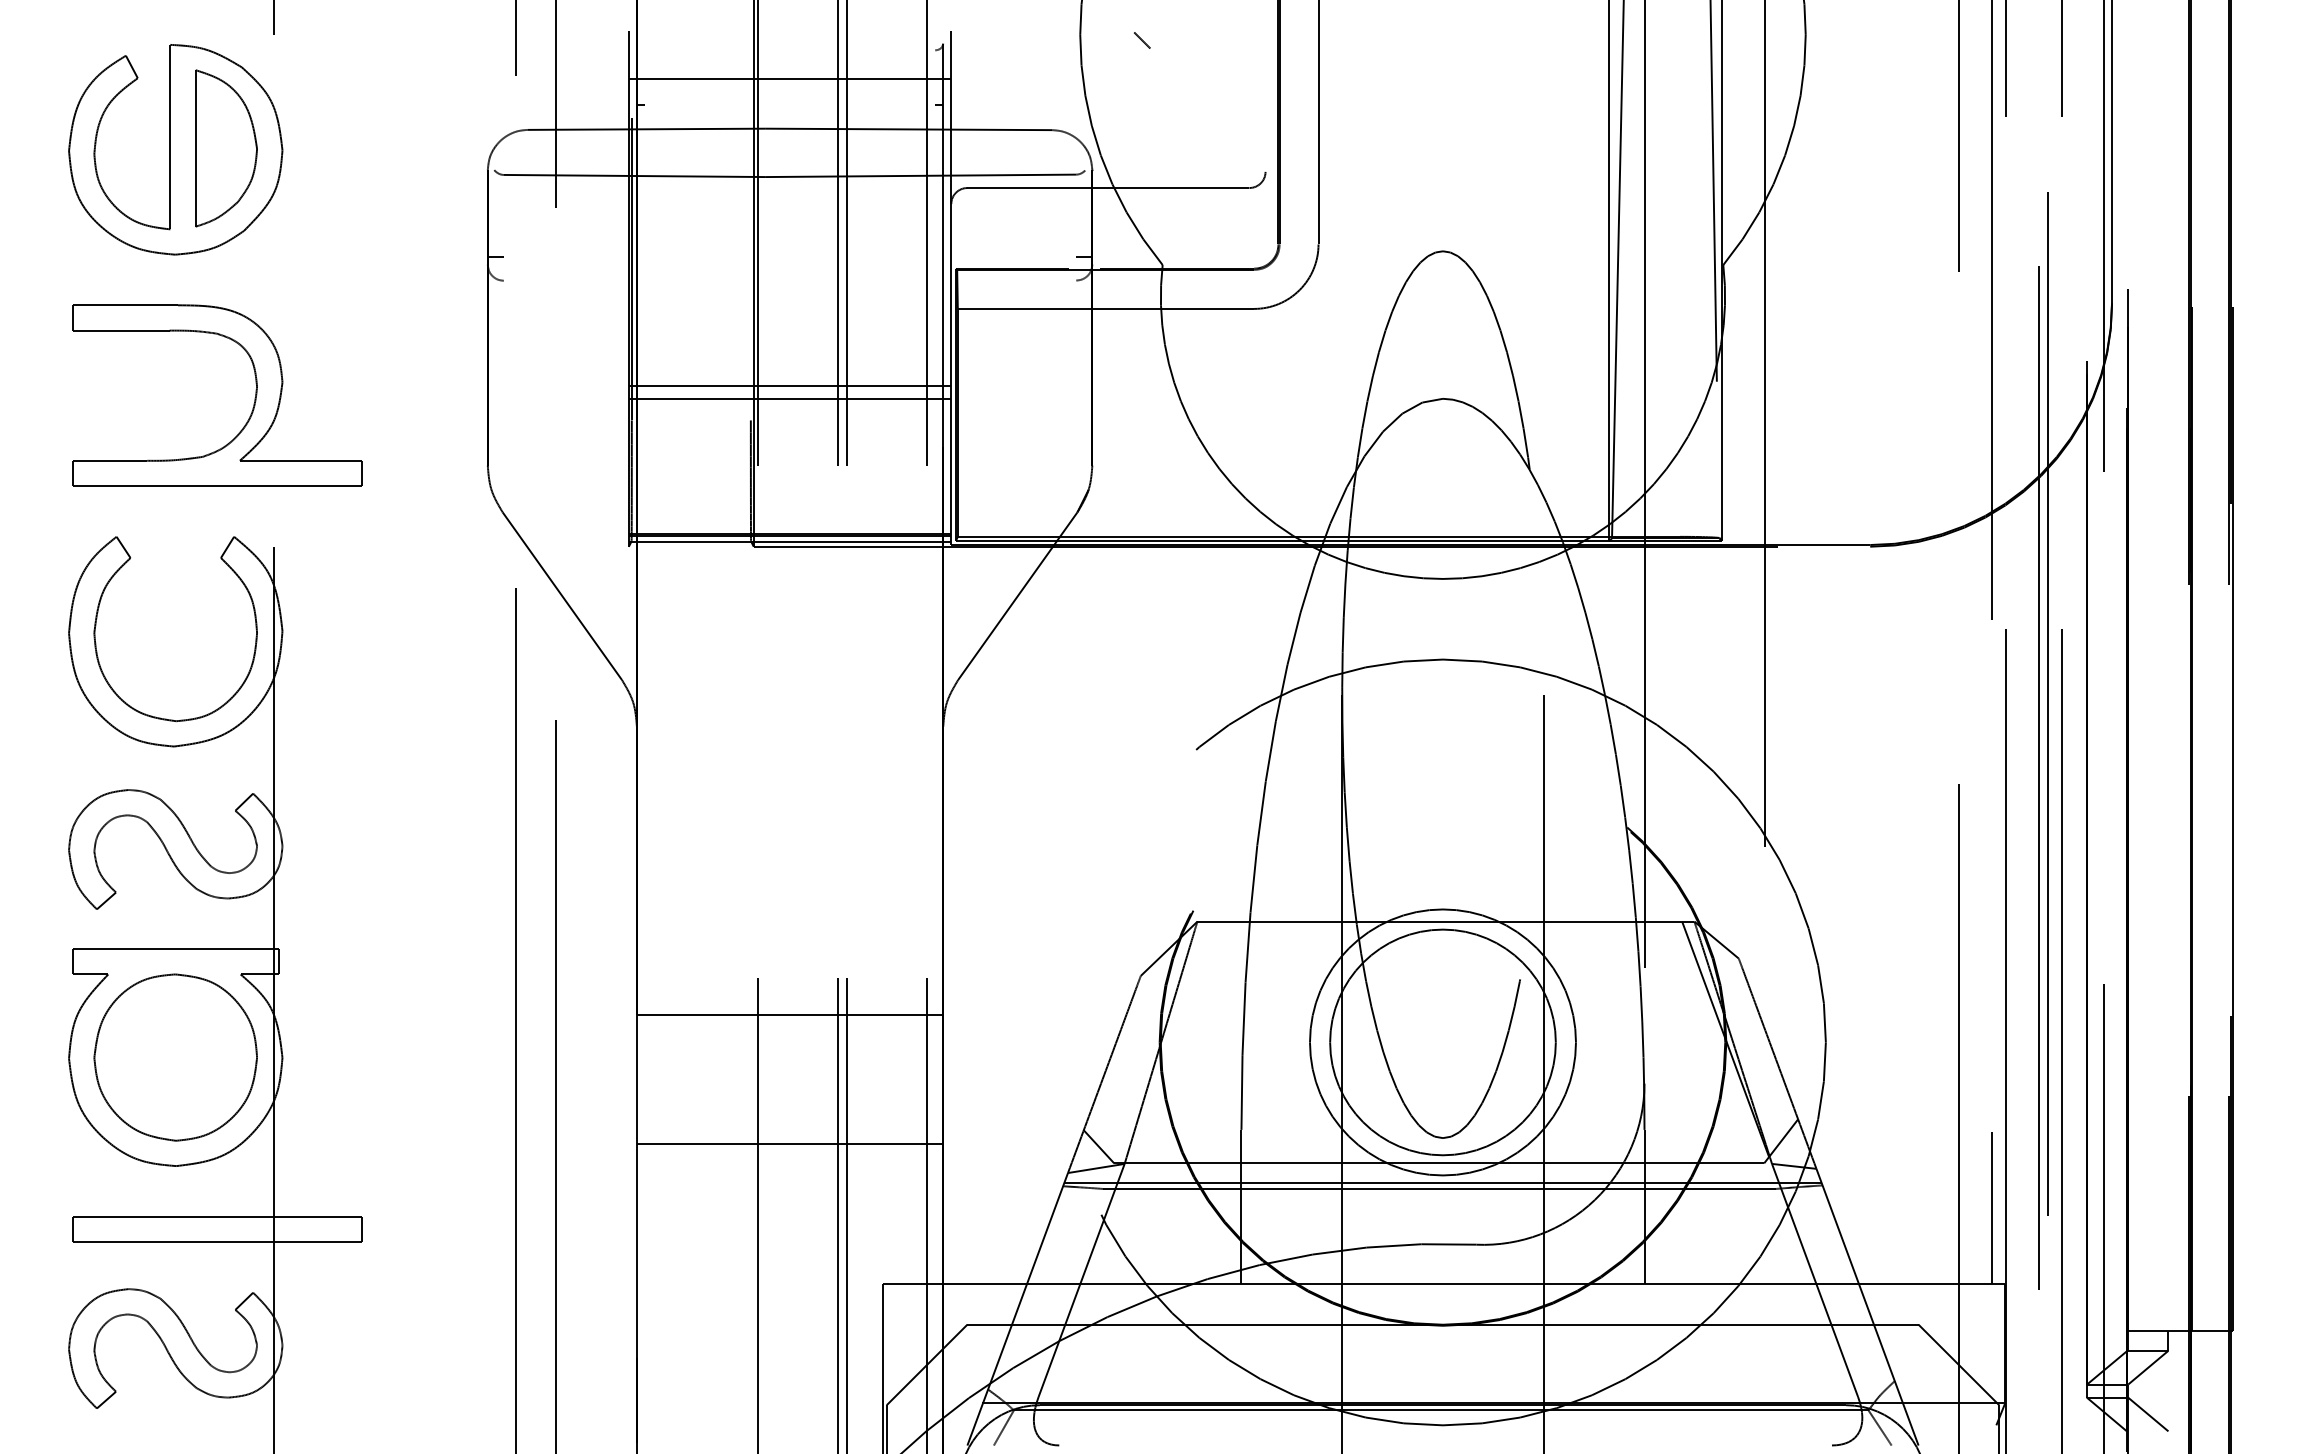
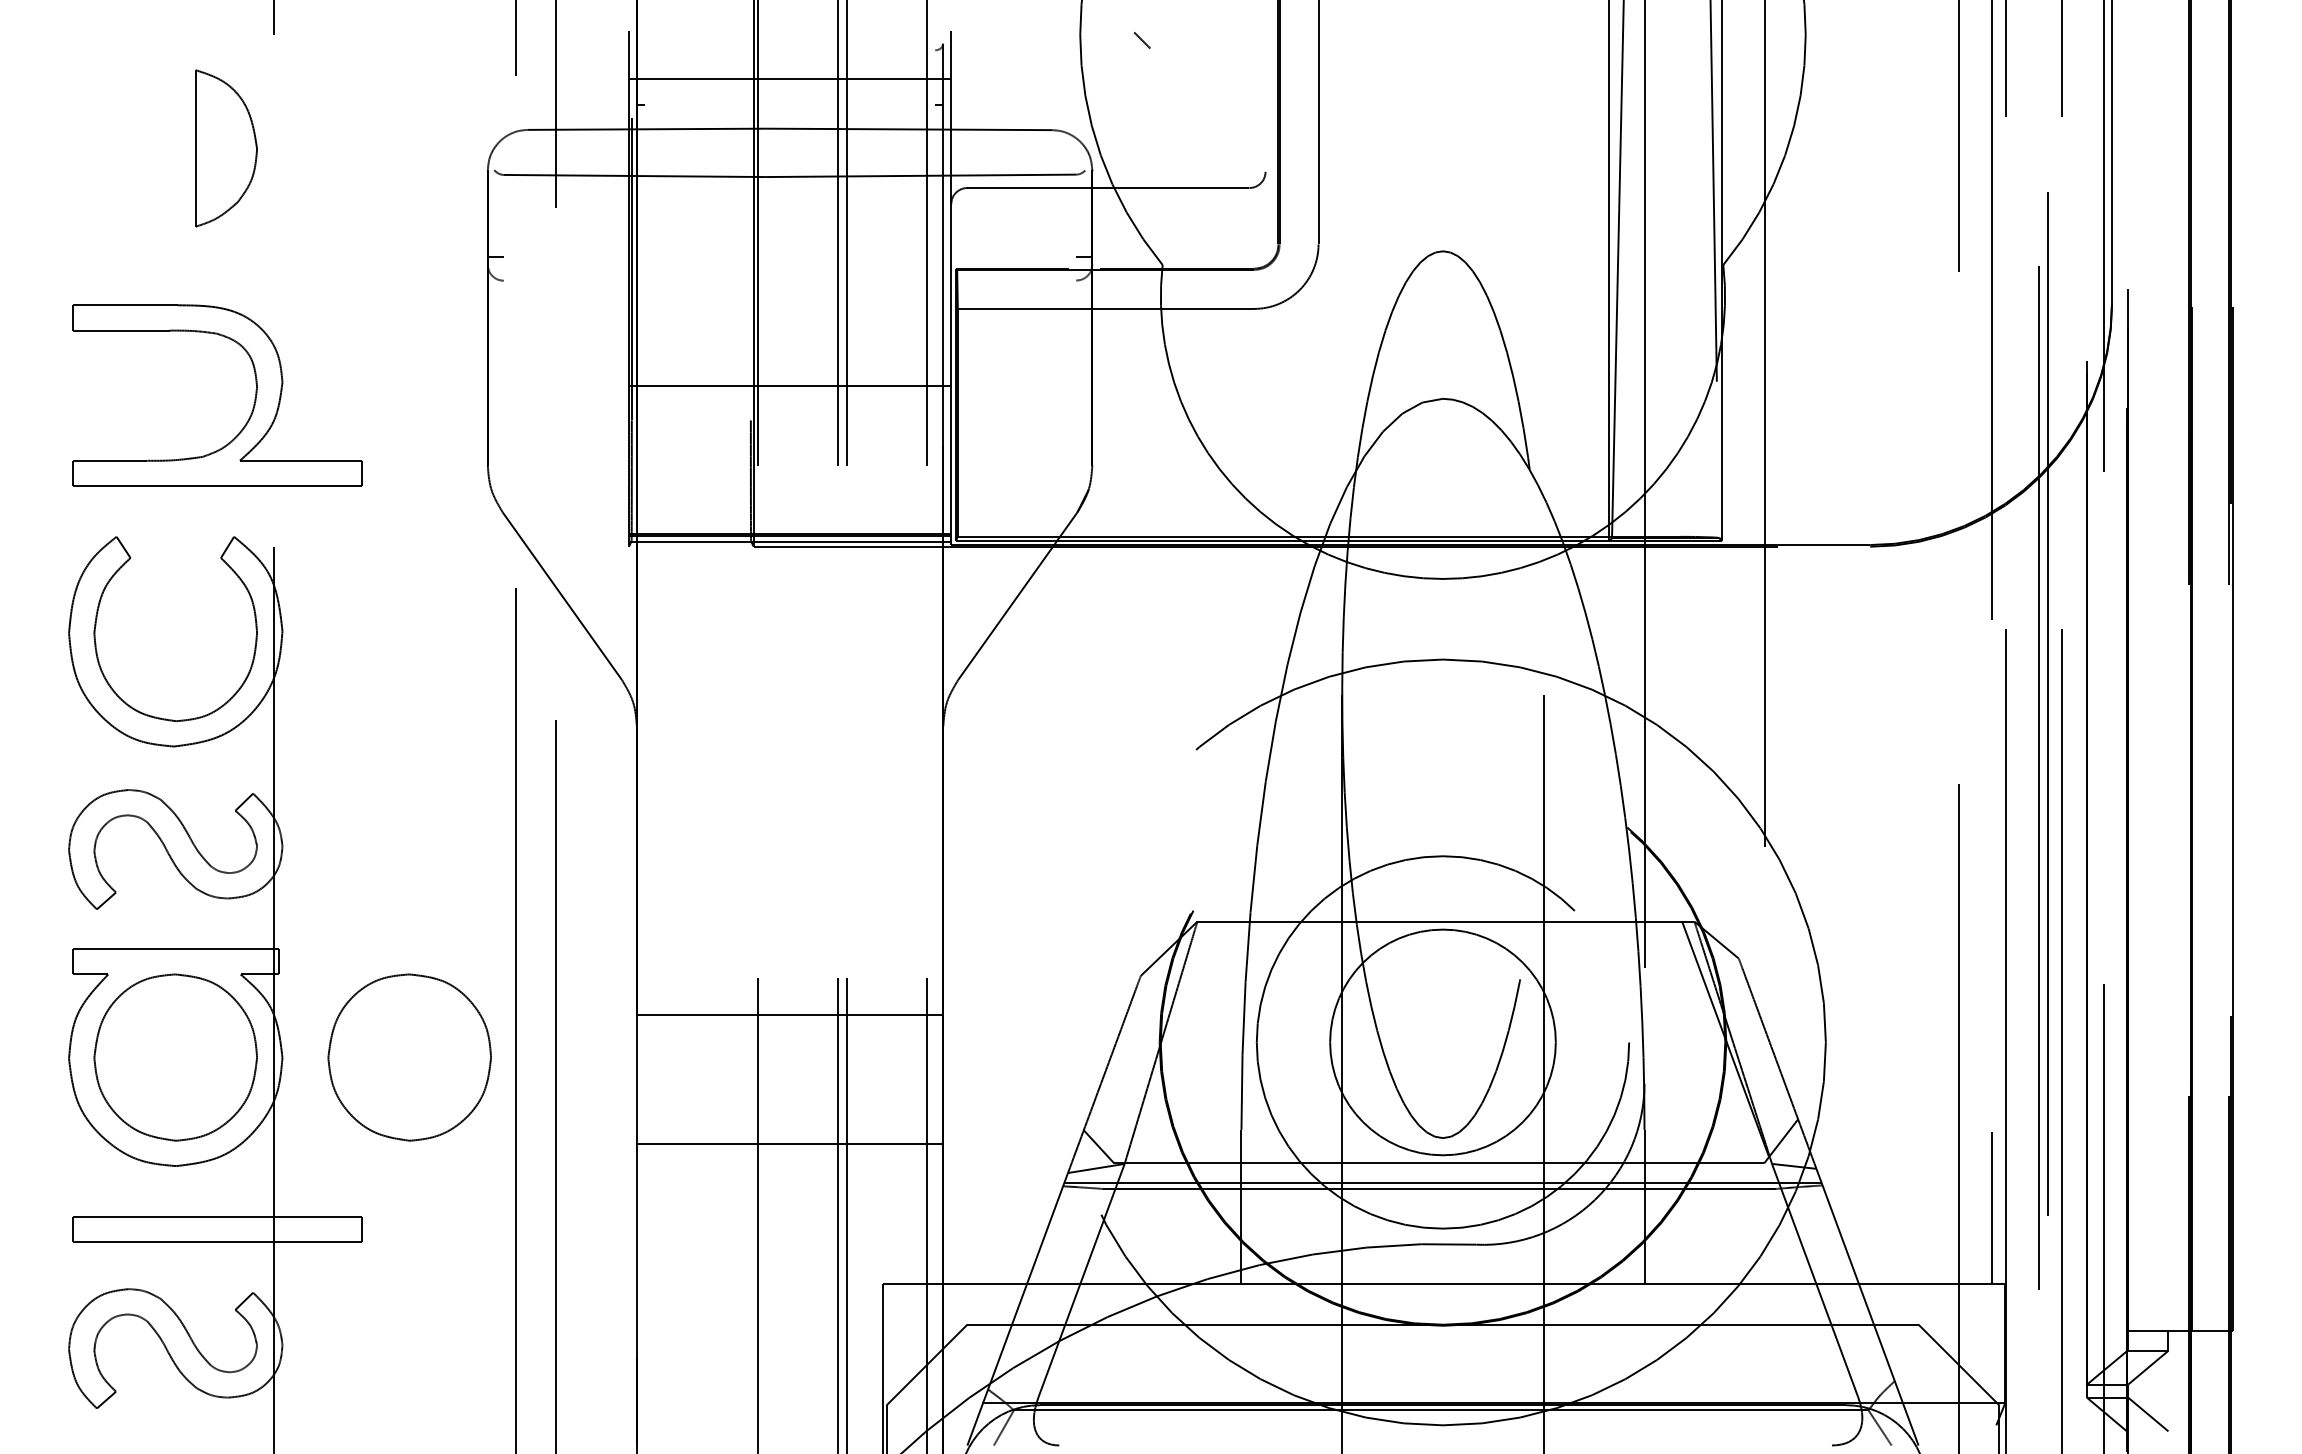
part: present -> none (175, 149)
line: present -> none (789, 399)
circle diameter: 266 px -> 372 px (1442, 1042)
part: none -> present (409, 1057)
